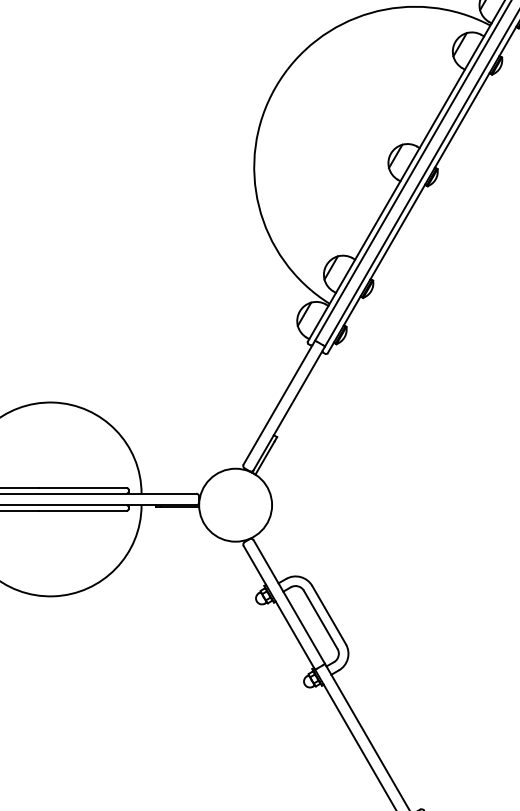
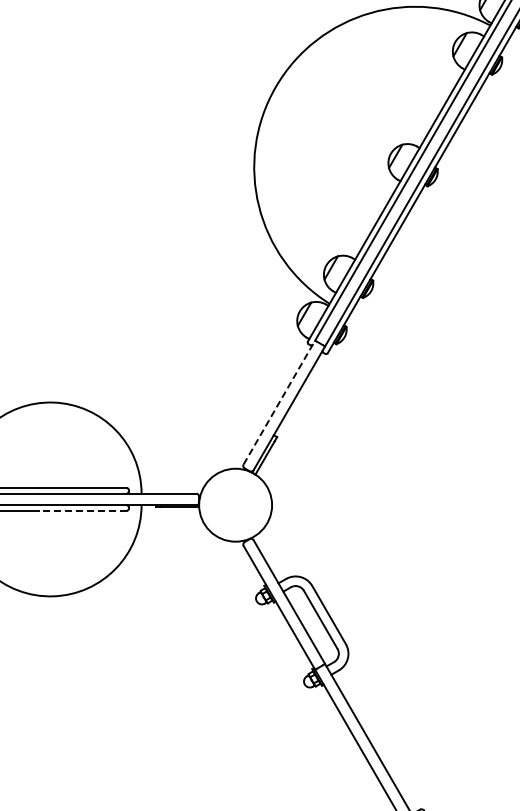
line: solid -> dashed (279, 402)
line: solid -> dashed (82, 510)
